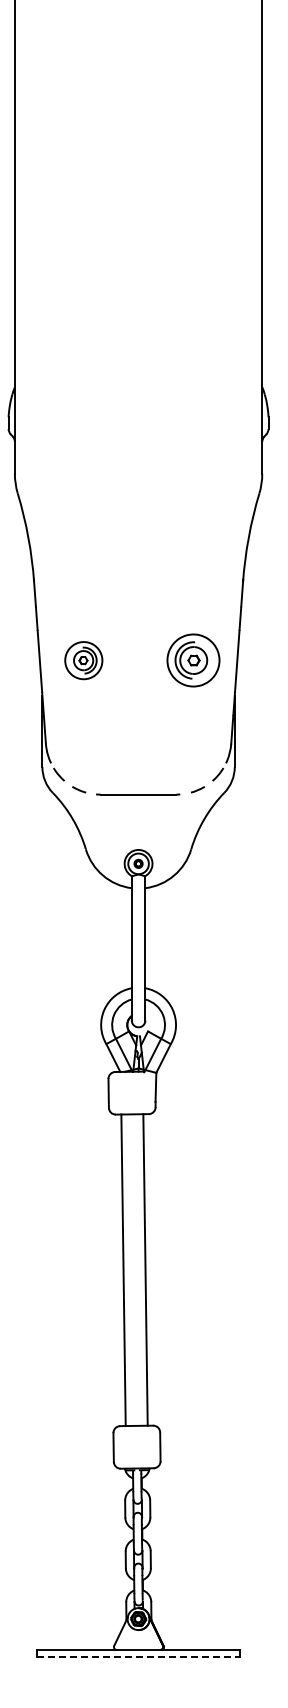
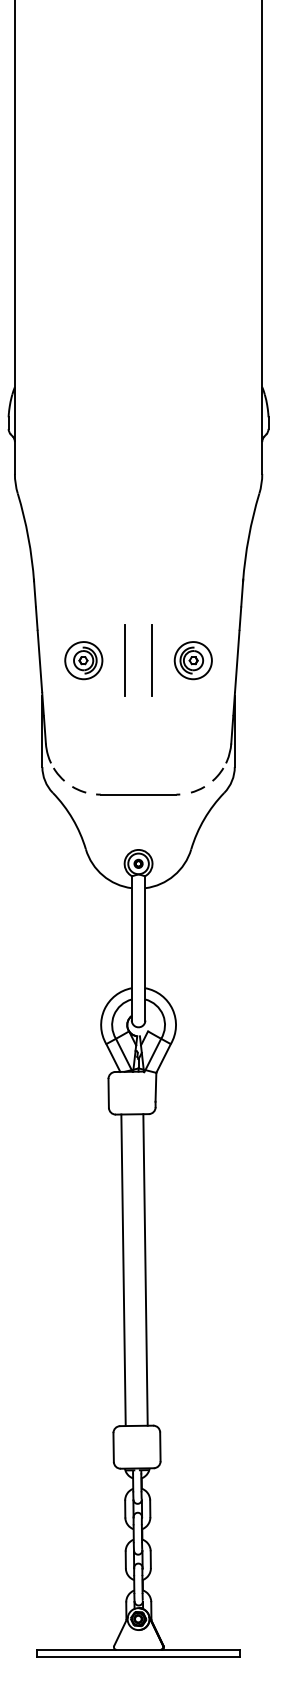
line: none -> present (125, 659)
line: none -> present (152, 659)
part size: 55x55 px -> 40x40 px (192, 660)
line: dashed -> solid (138, 1656)
